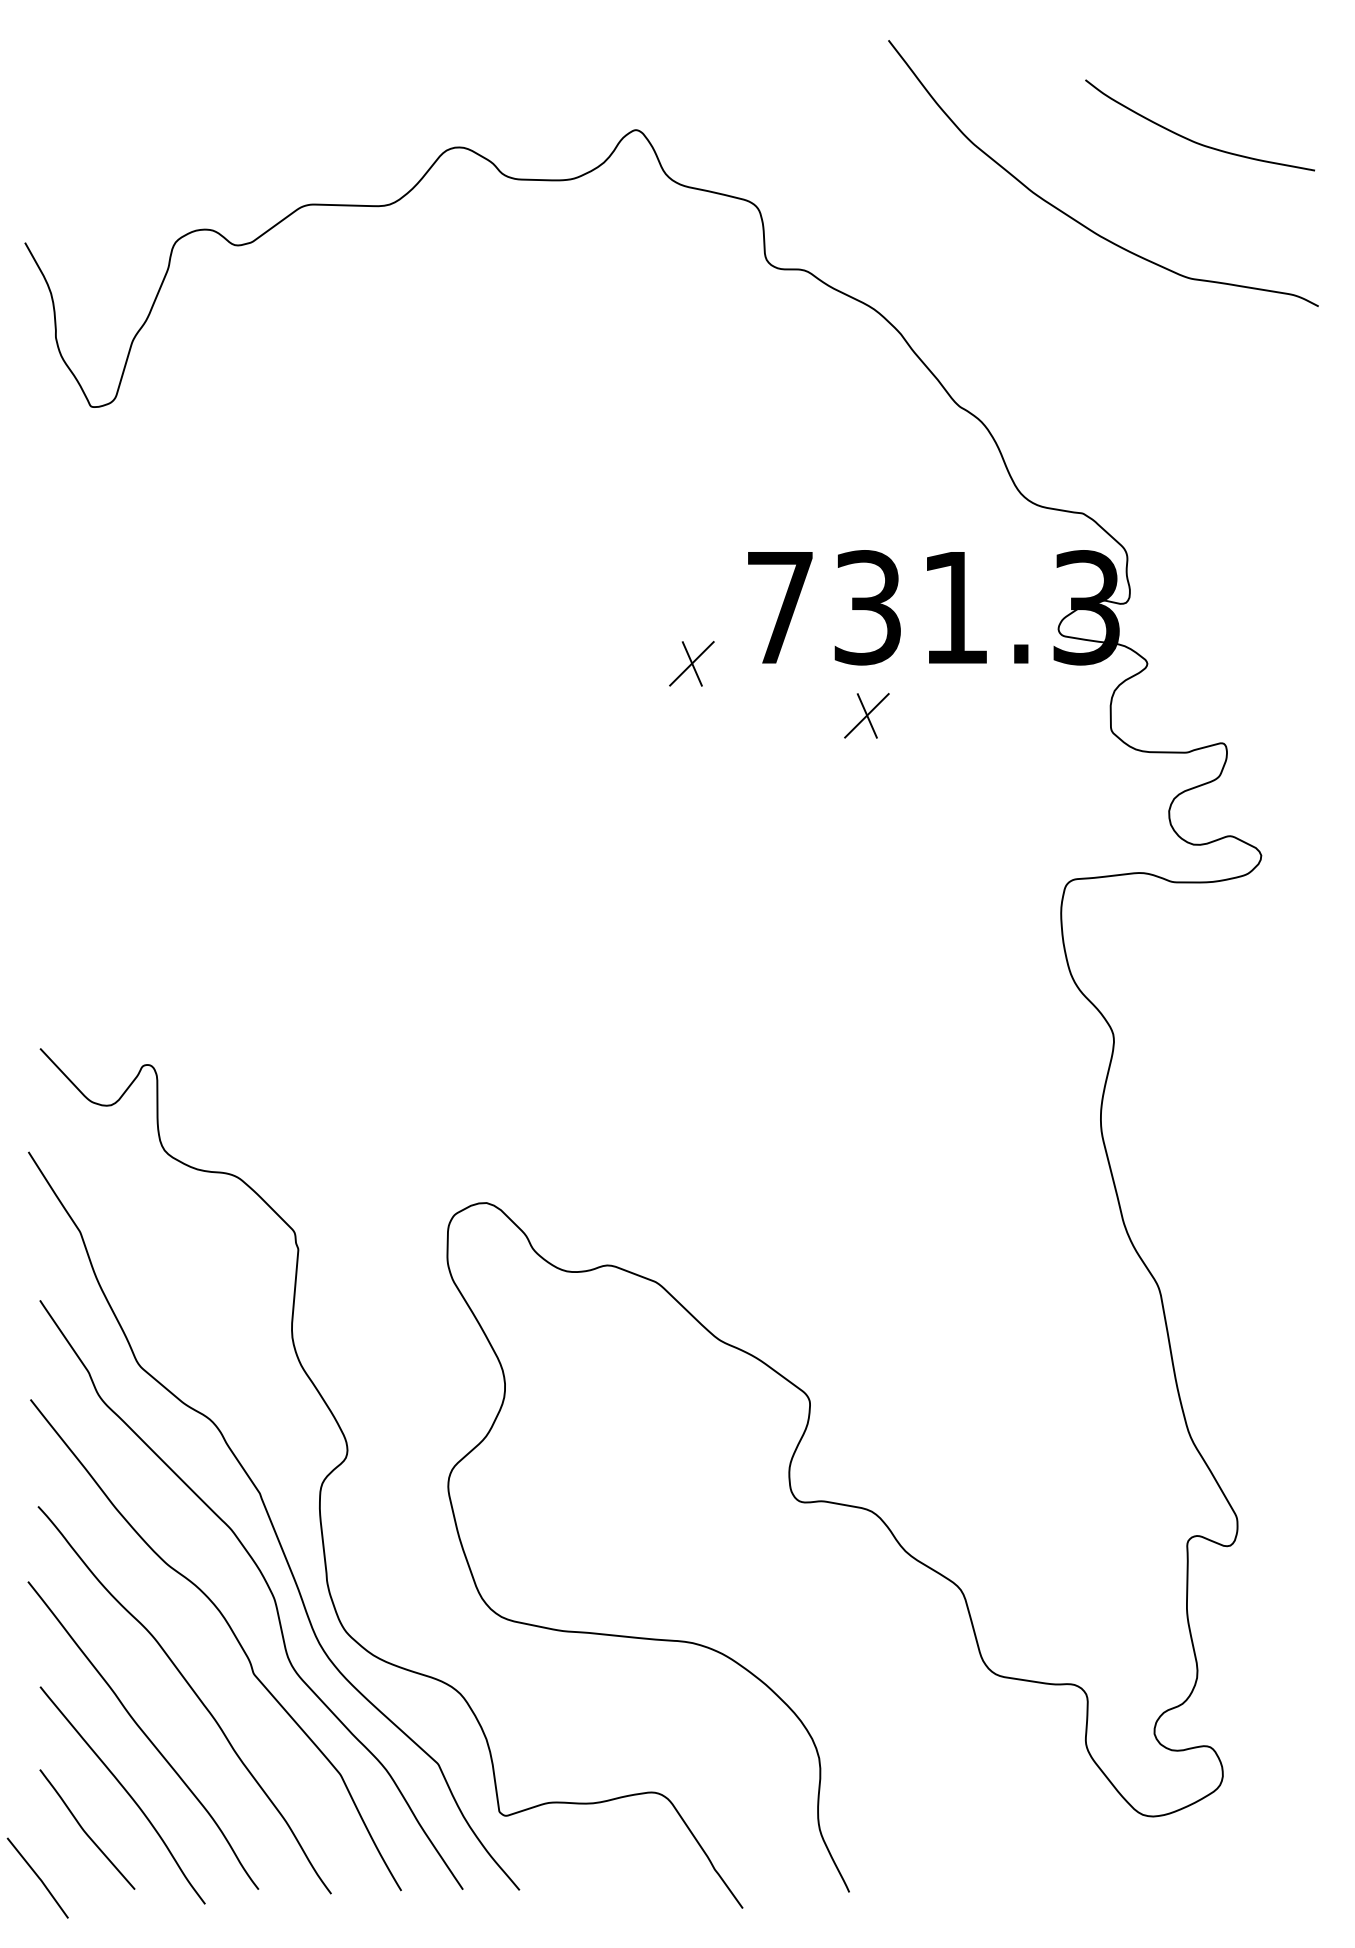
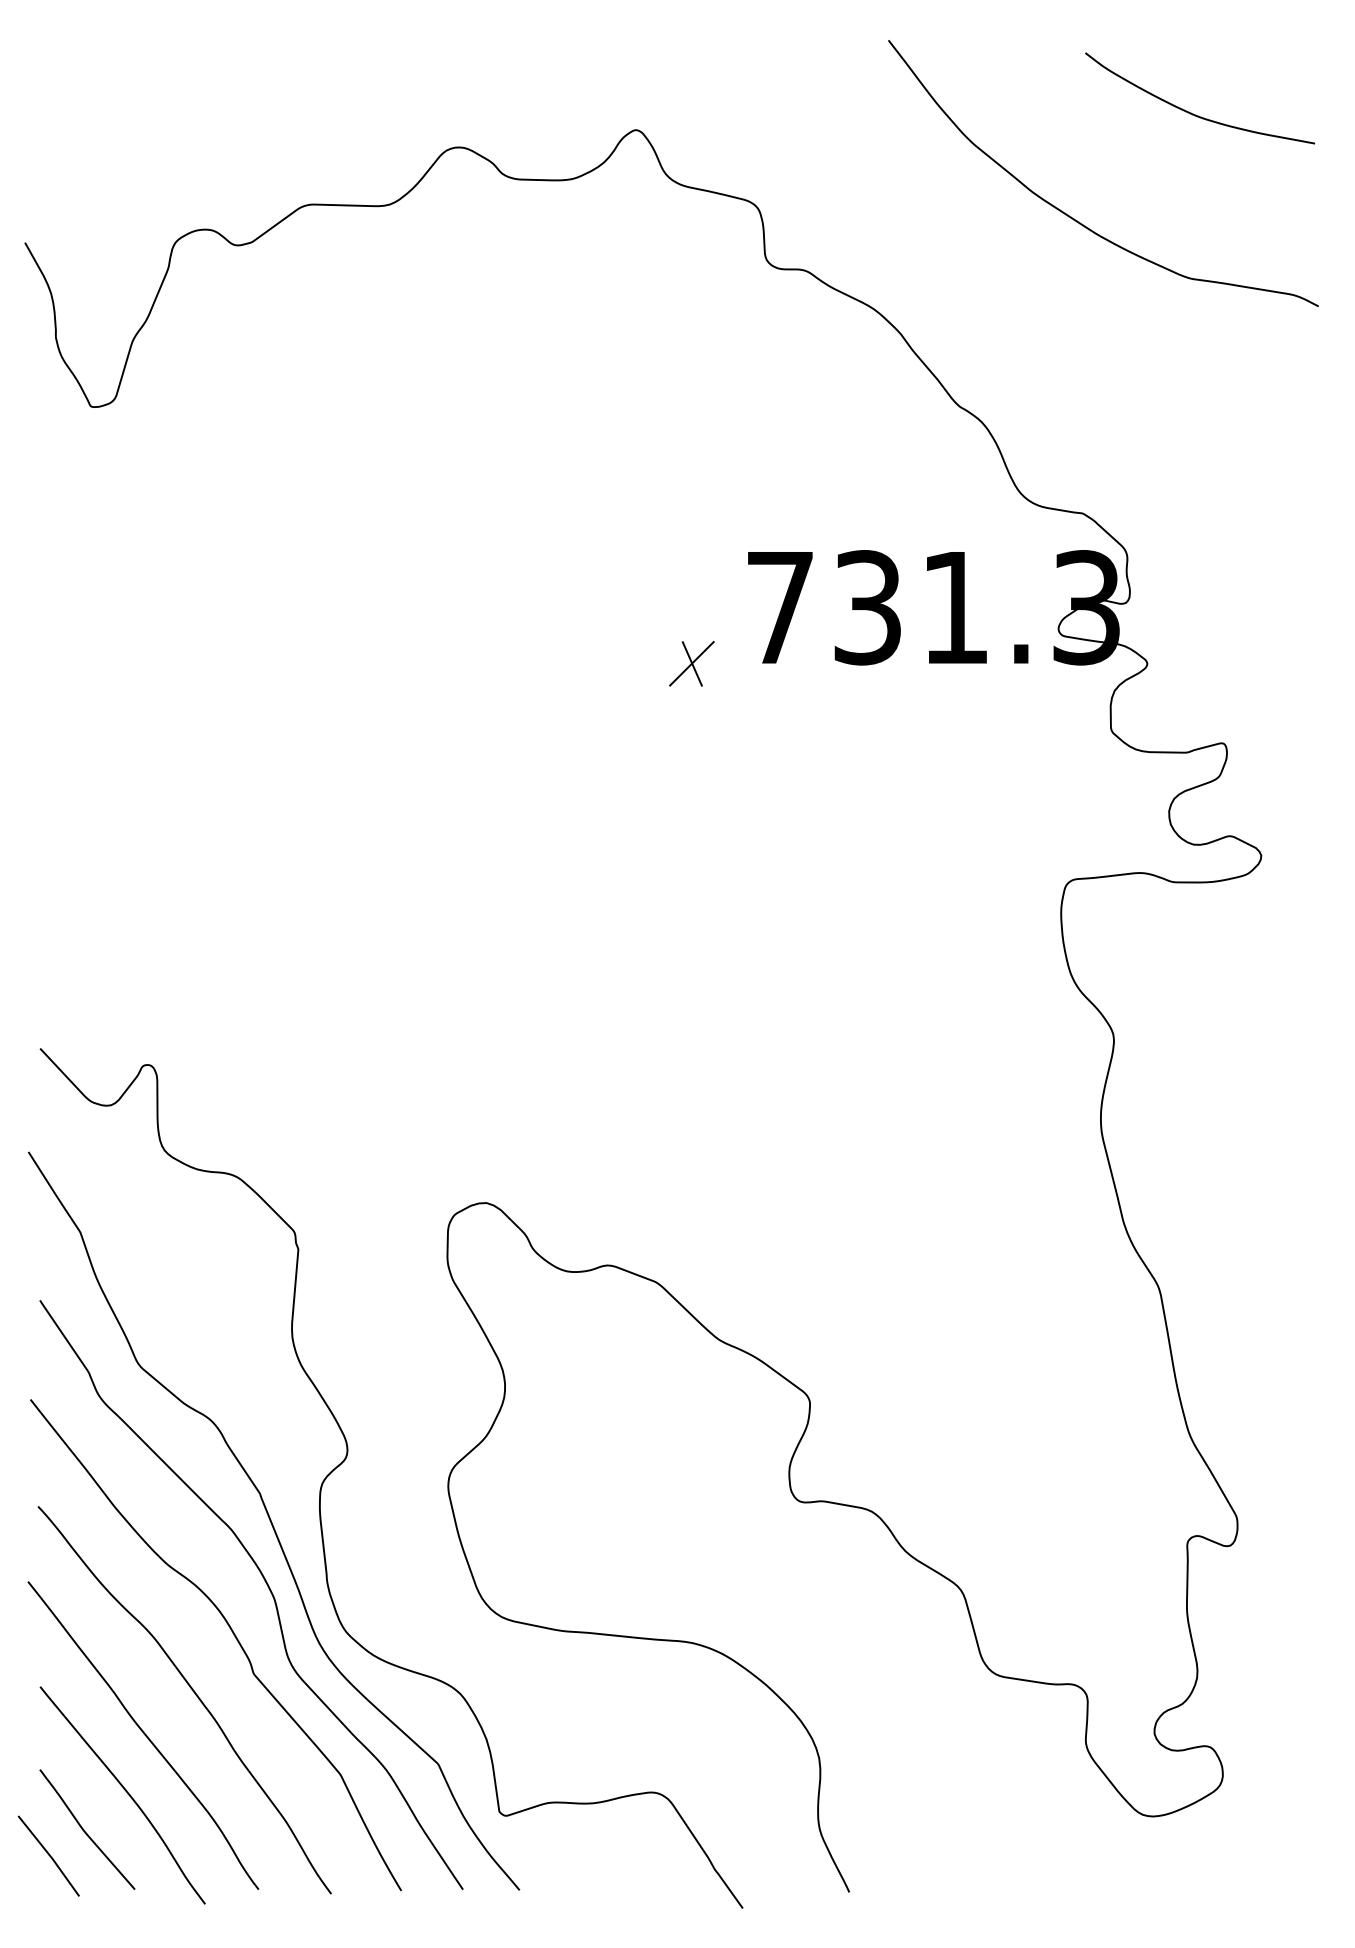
curve position: (1191, 139) -> (1191, 112) (1191, 112)
part: present -> none (866, 715)
curve position: (37, 1877) -> (48, 1855) (48, 1855)
